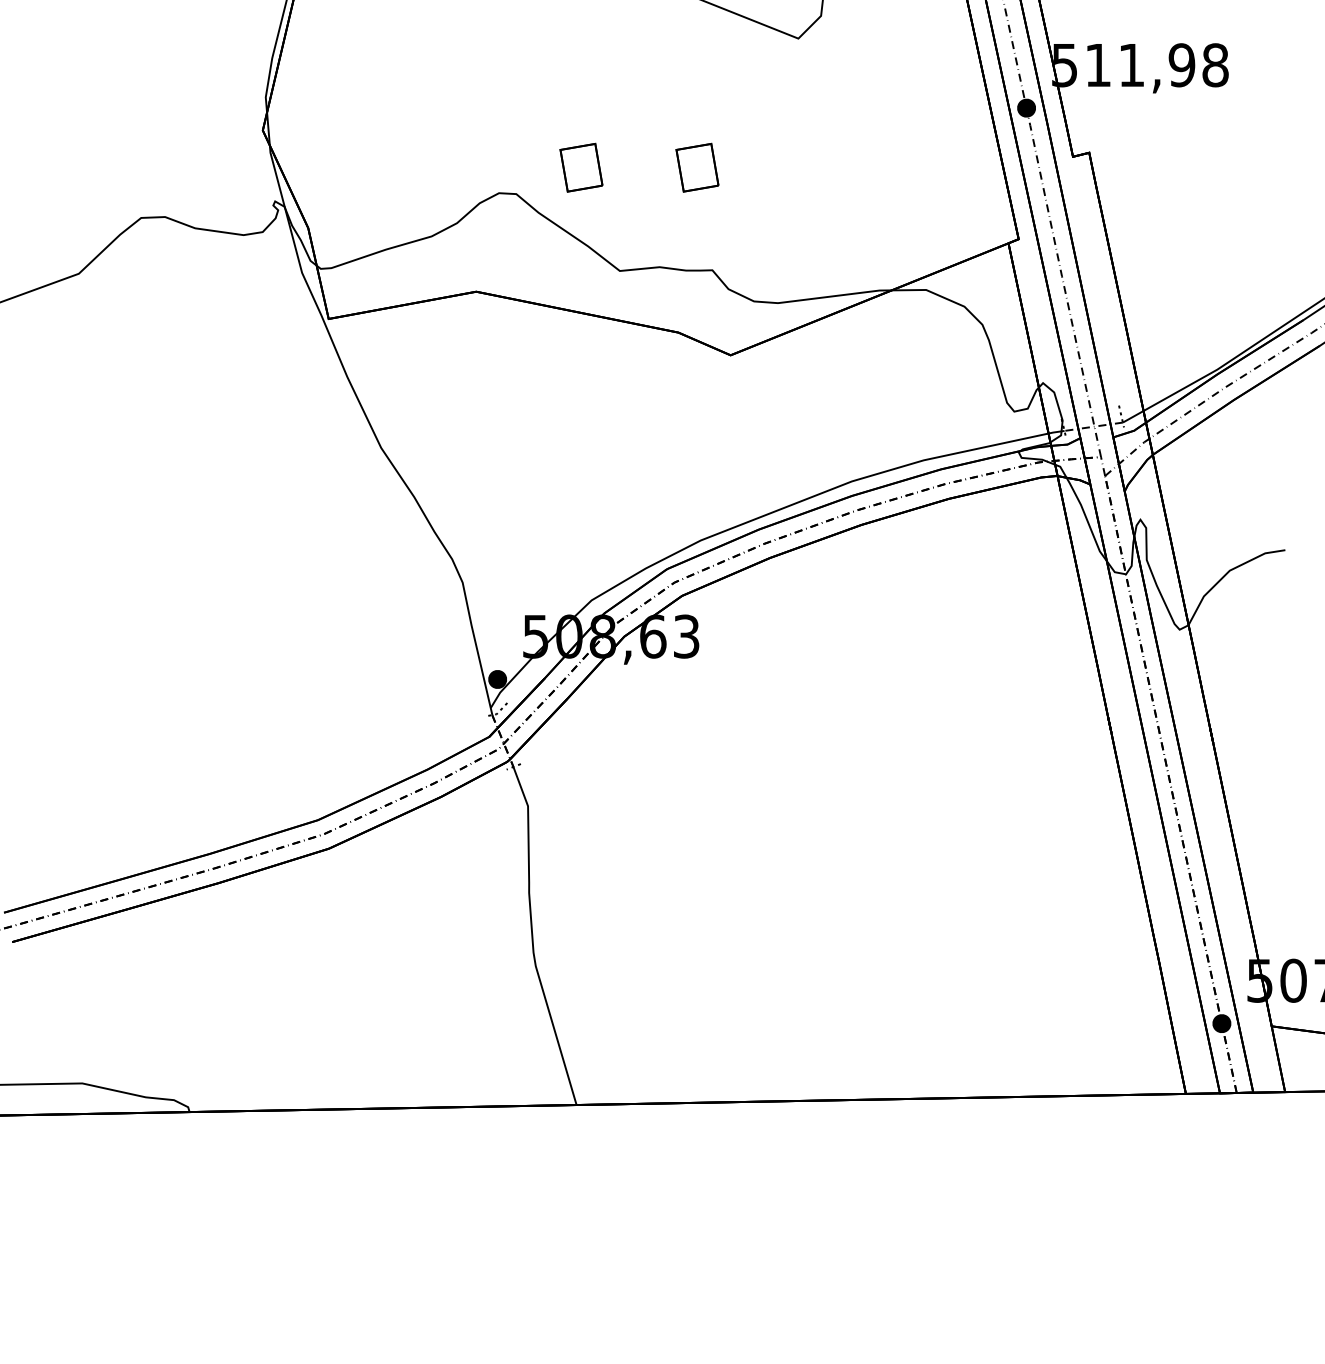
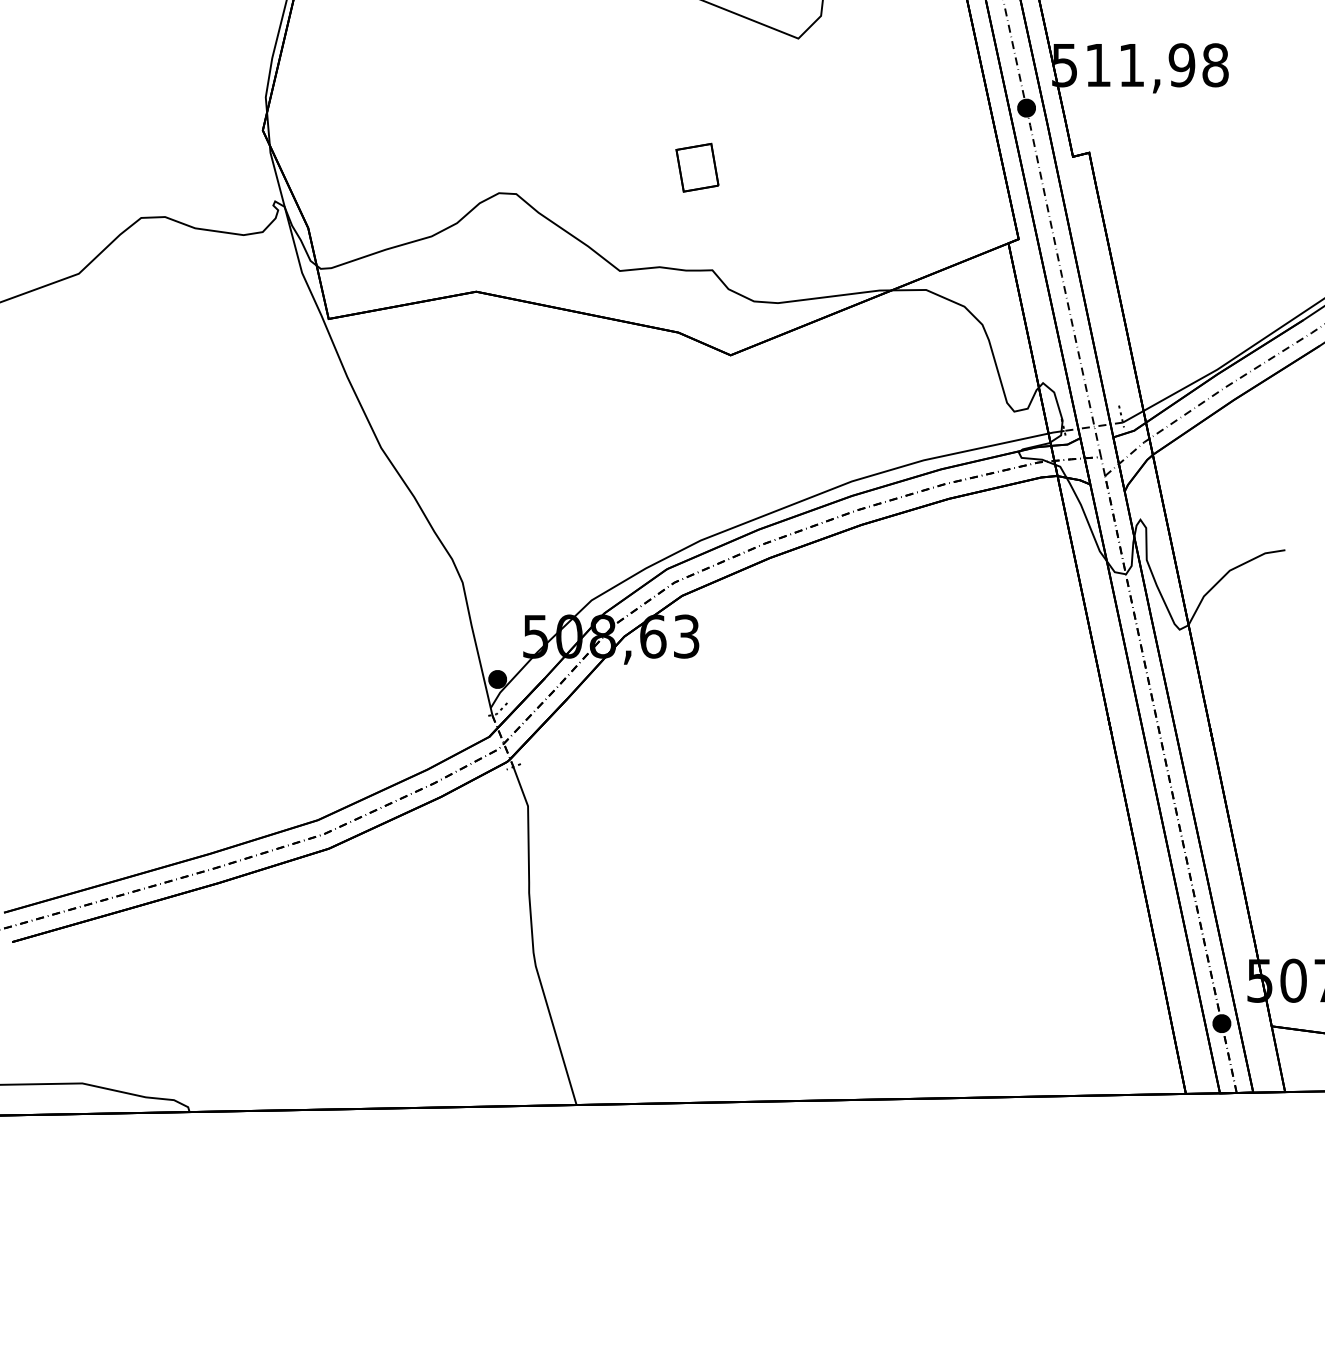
part: present -> none (581, 167)
